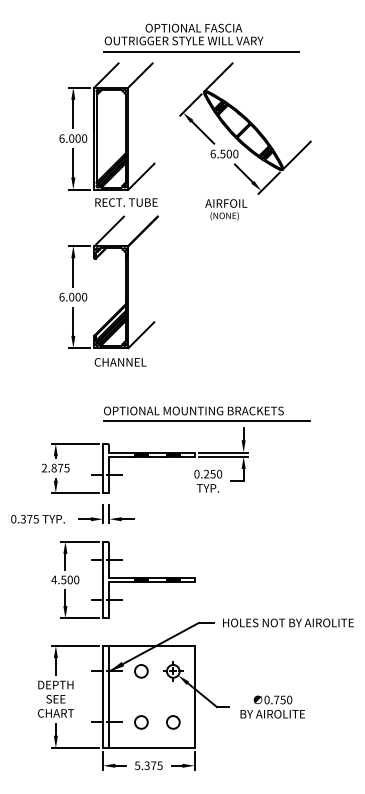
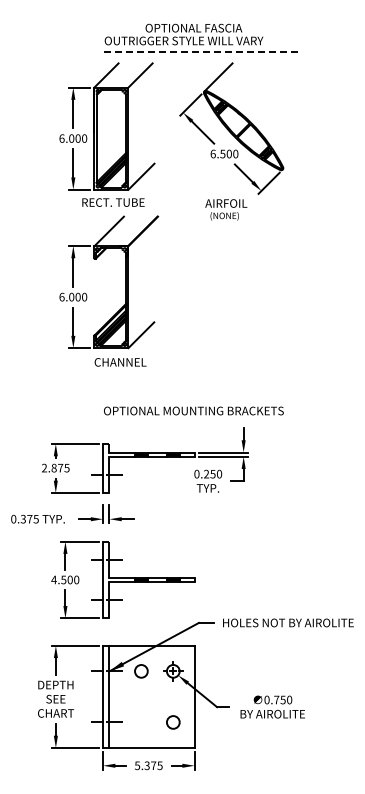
line: solid -> dashed (202, 51)
line: present -> none (296, 155)
text position: (126, 202) -> (113, 202) (113, 202)
line: present -> none (207, 420)
circle: present -> none (141, 722)
